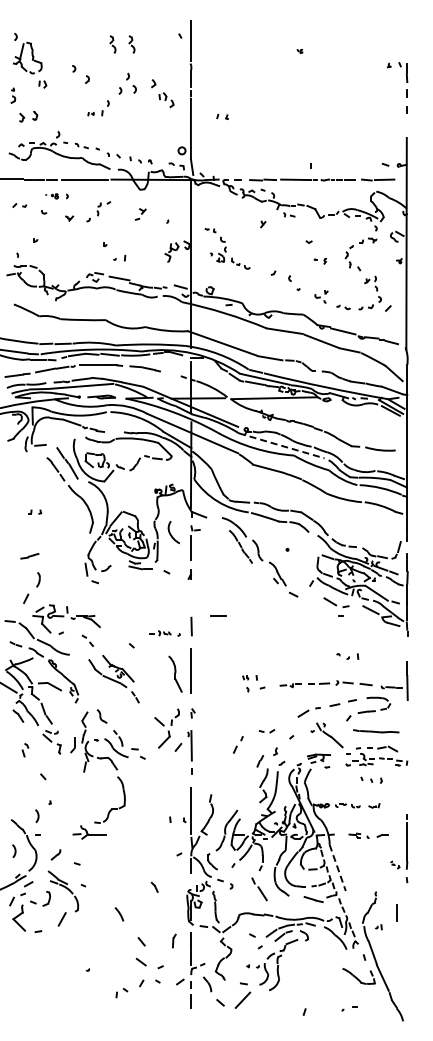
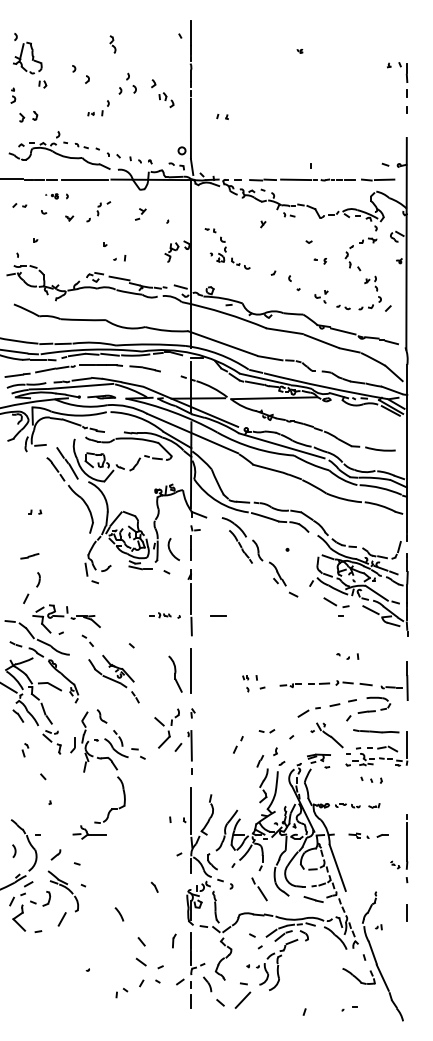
part: present -> none (131, 44)
line: dashed -> solid (281, 445)
part position: (173, 532) -> (173, 549) (173, 549)
line: none -> present (191, 598)
part position: (164, 633) -> (164, 615) (164, 615)
line: none -> present (407, 744)
arc: present -> none (37, 816)
line: dashed -> solid (337, 868)
line position: (396, 912) -> (406, 912) (406, 912)
